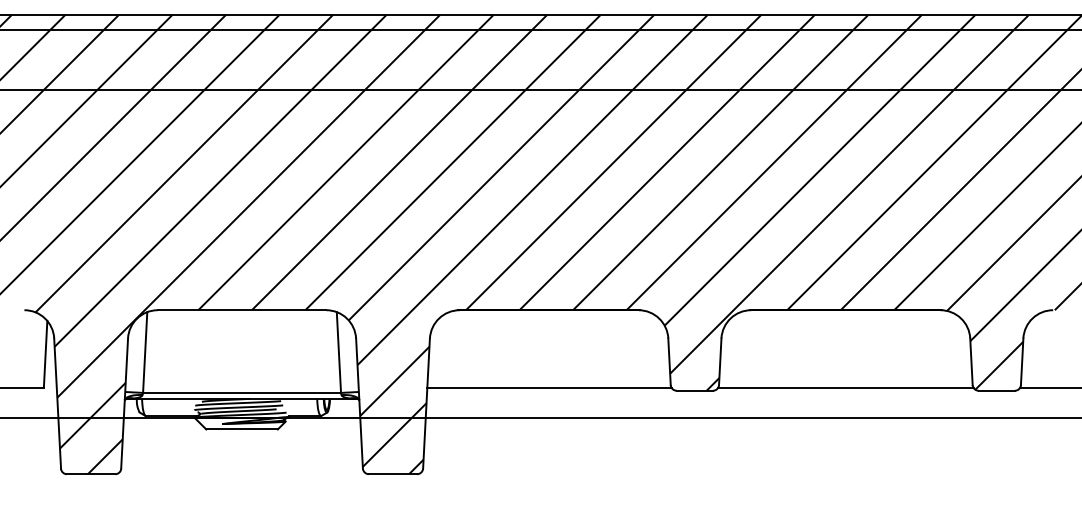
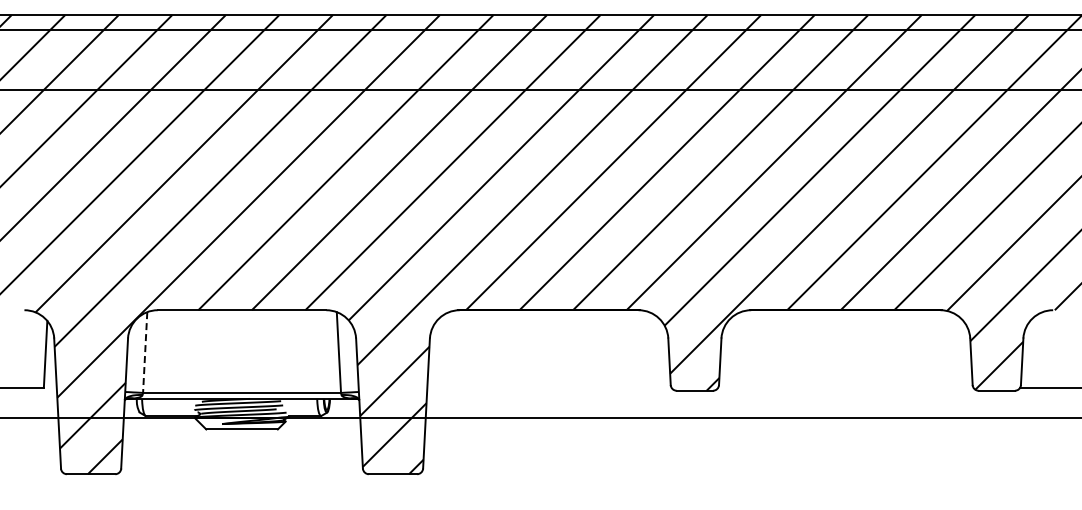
line: solid -> dashed (145, 353)
line: present -> none (549, 387)
line: present -> none (845, 387)
